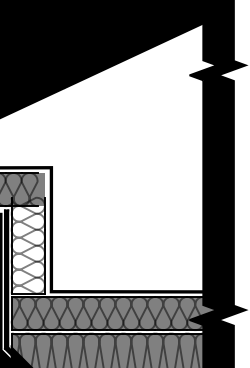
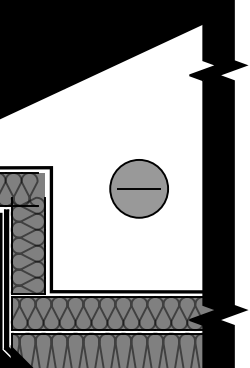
part: none -> present (138, 188)
fill: none -> present (27, 249)
